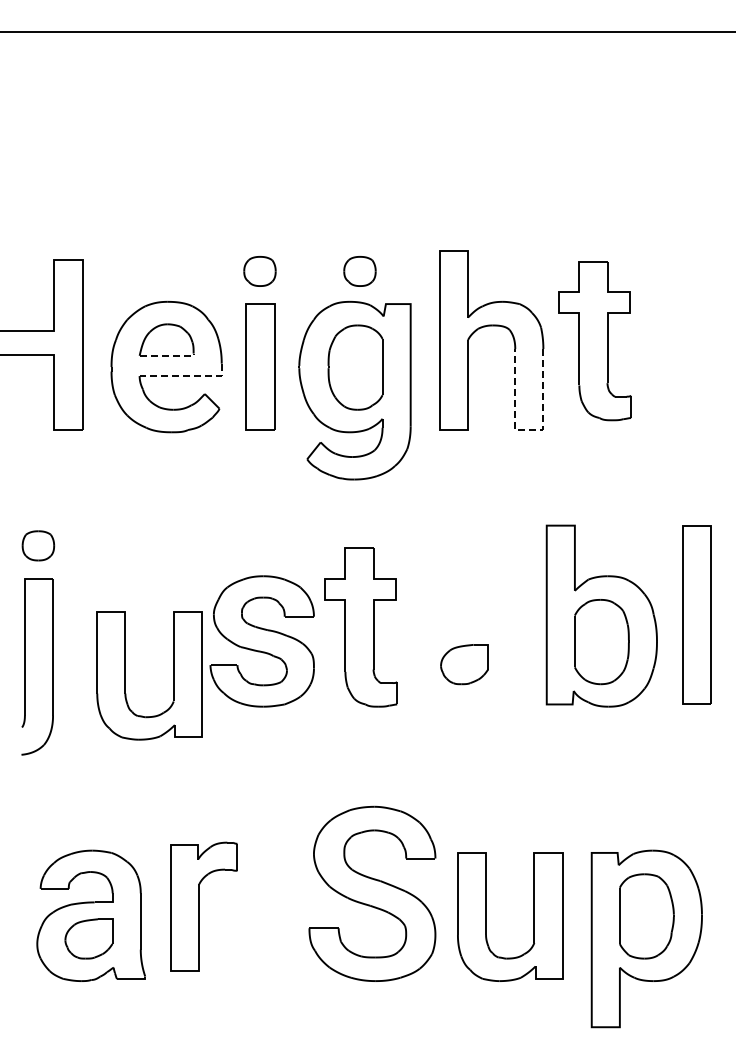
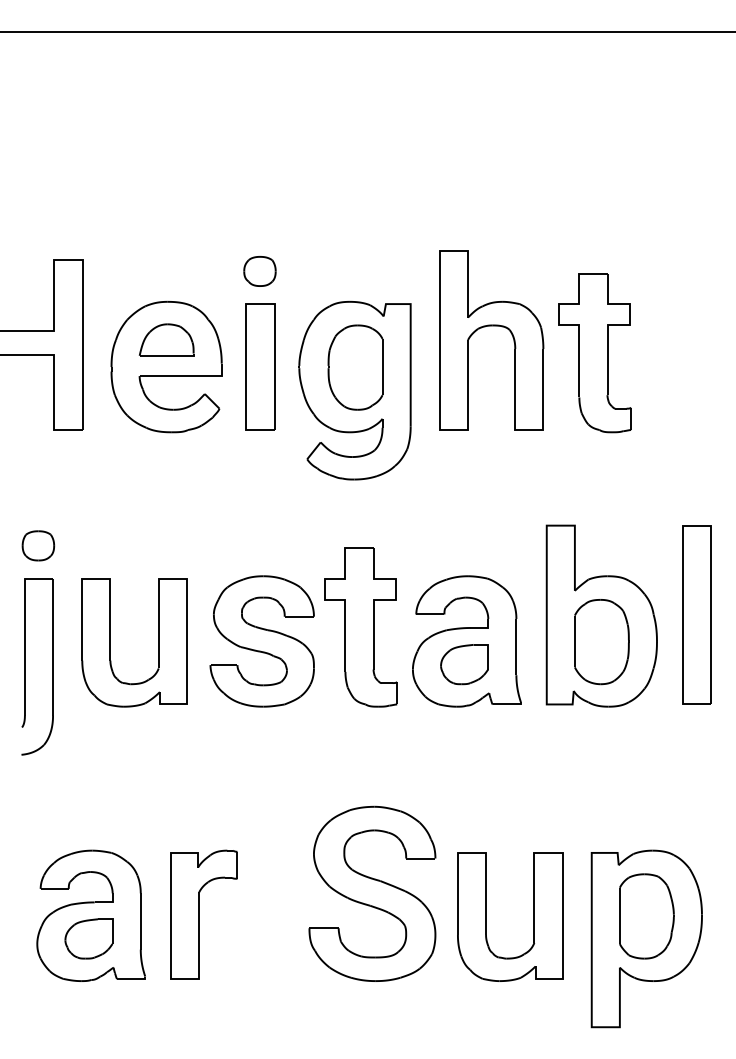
part: present -> none (359, 271)
part position: (594, 341) -> (594, 353) (594, 353)
line: dashed -> solid (168, 355)
line: dashed -> solid (187, 376)
line: dashed -> solid (528, 430)
part: none -> present (466, 641)
part position: (125, 675) -> (110, 642) (110, 642)
part position: (203, 906) -> (203, 914) (203, 914)
